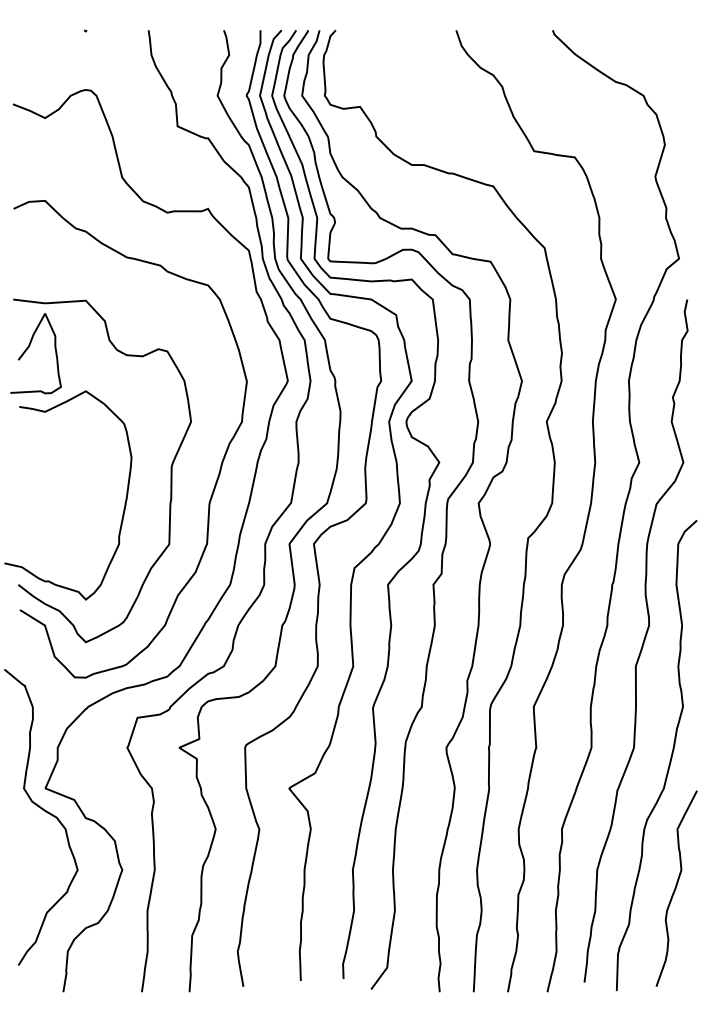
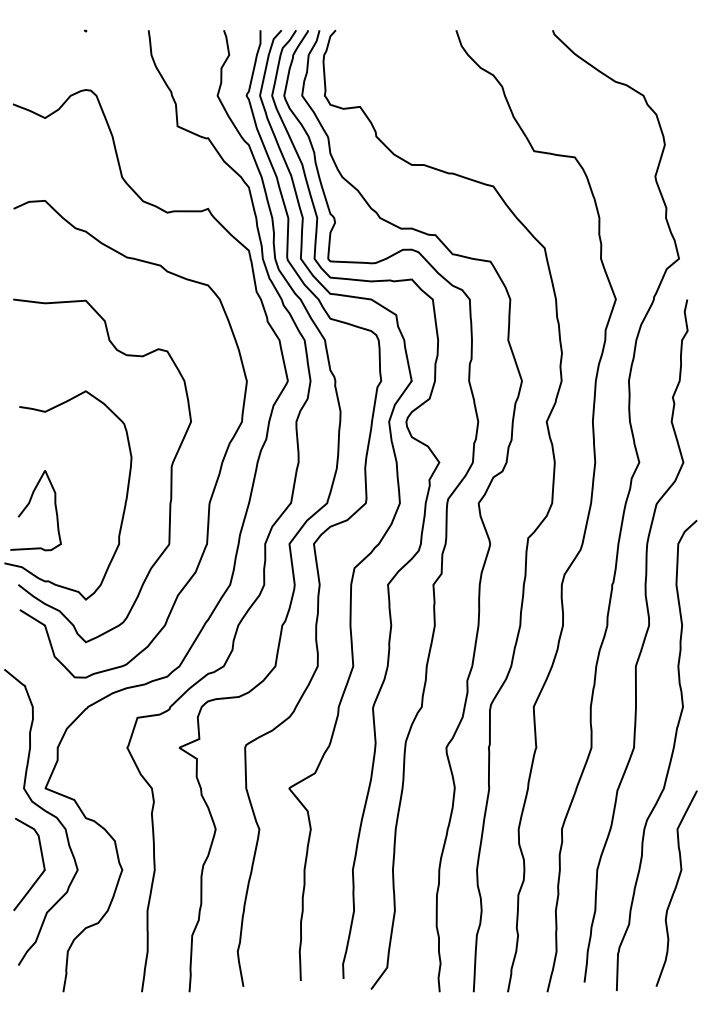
curve position: (29, 347) -> (29, 504) (29, 504)
curve: none -> present (41, 858)
